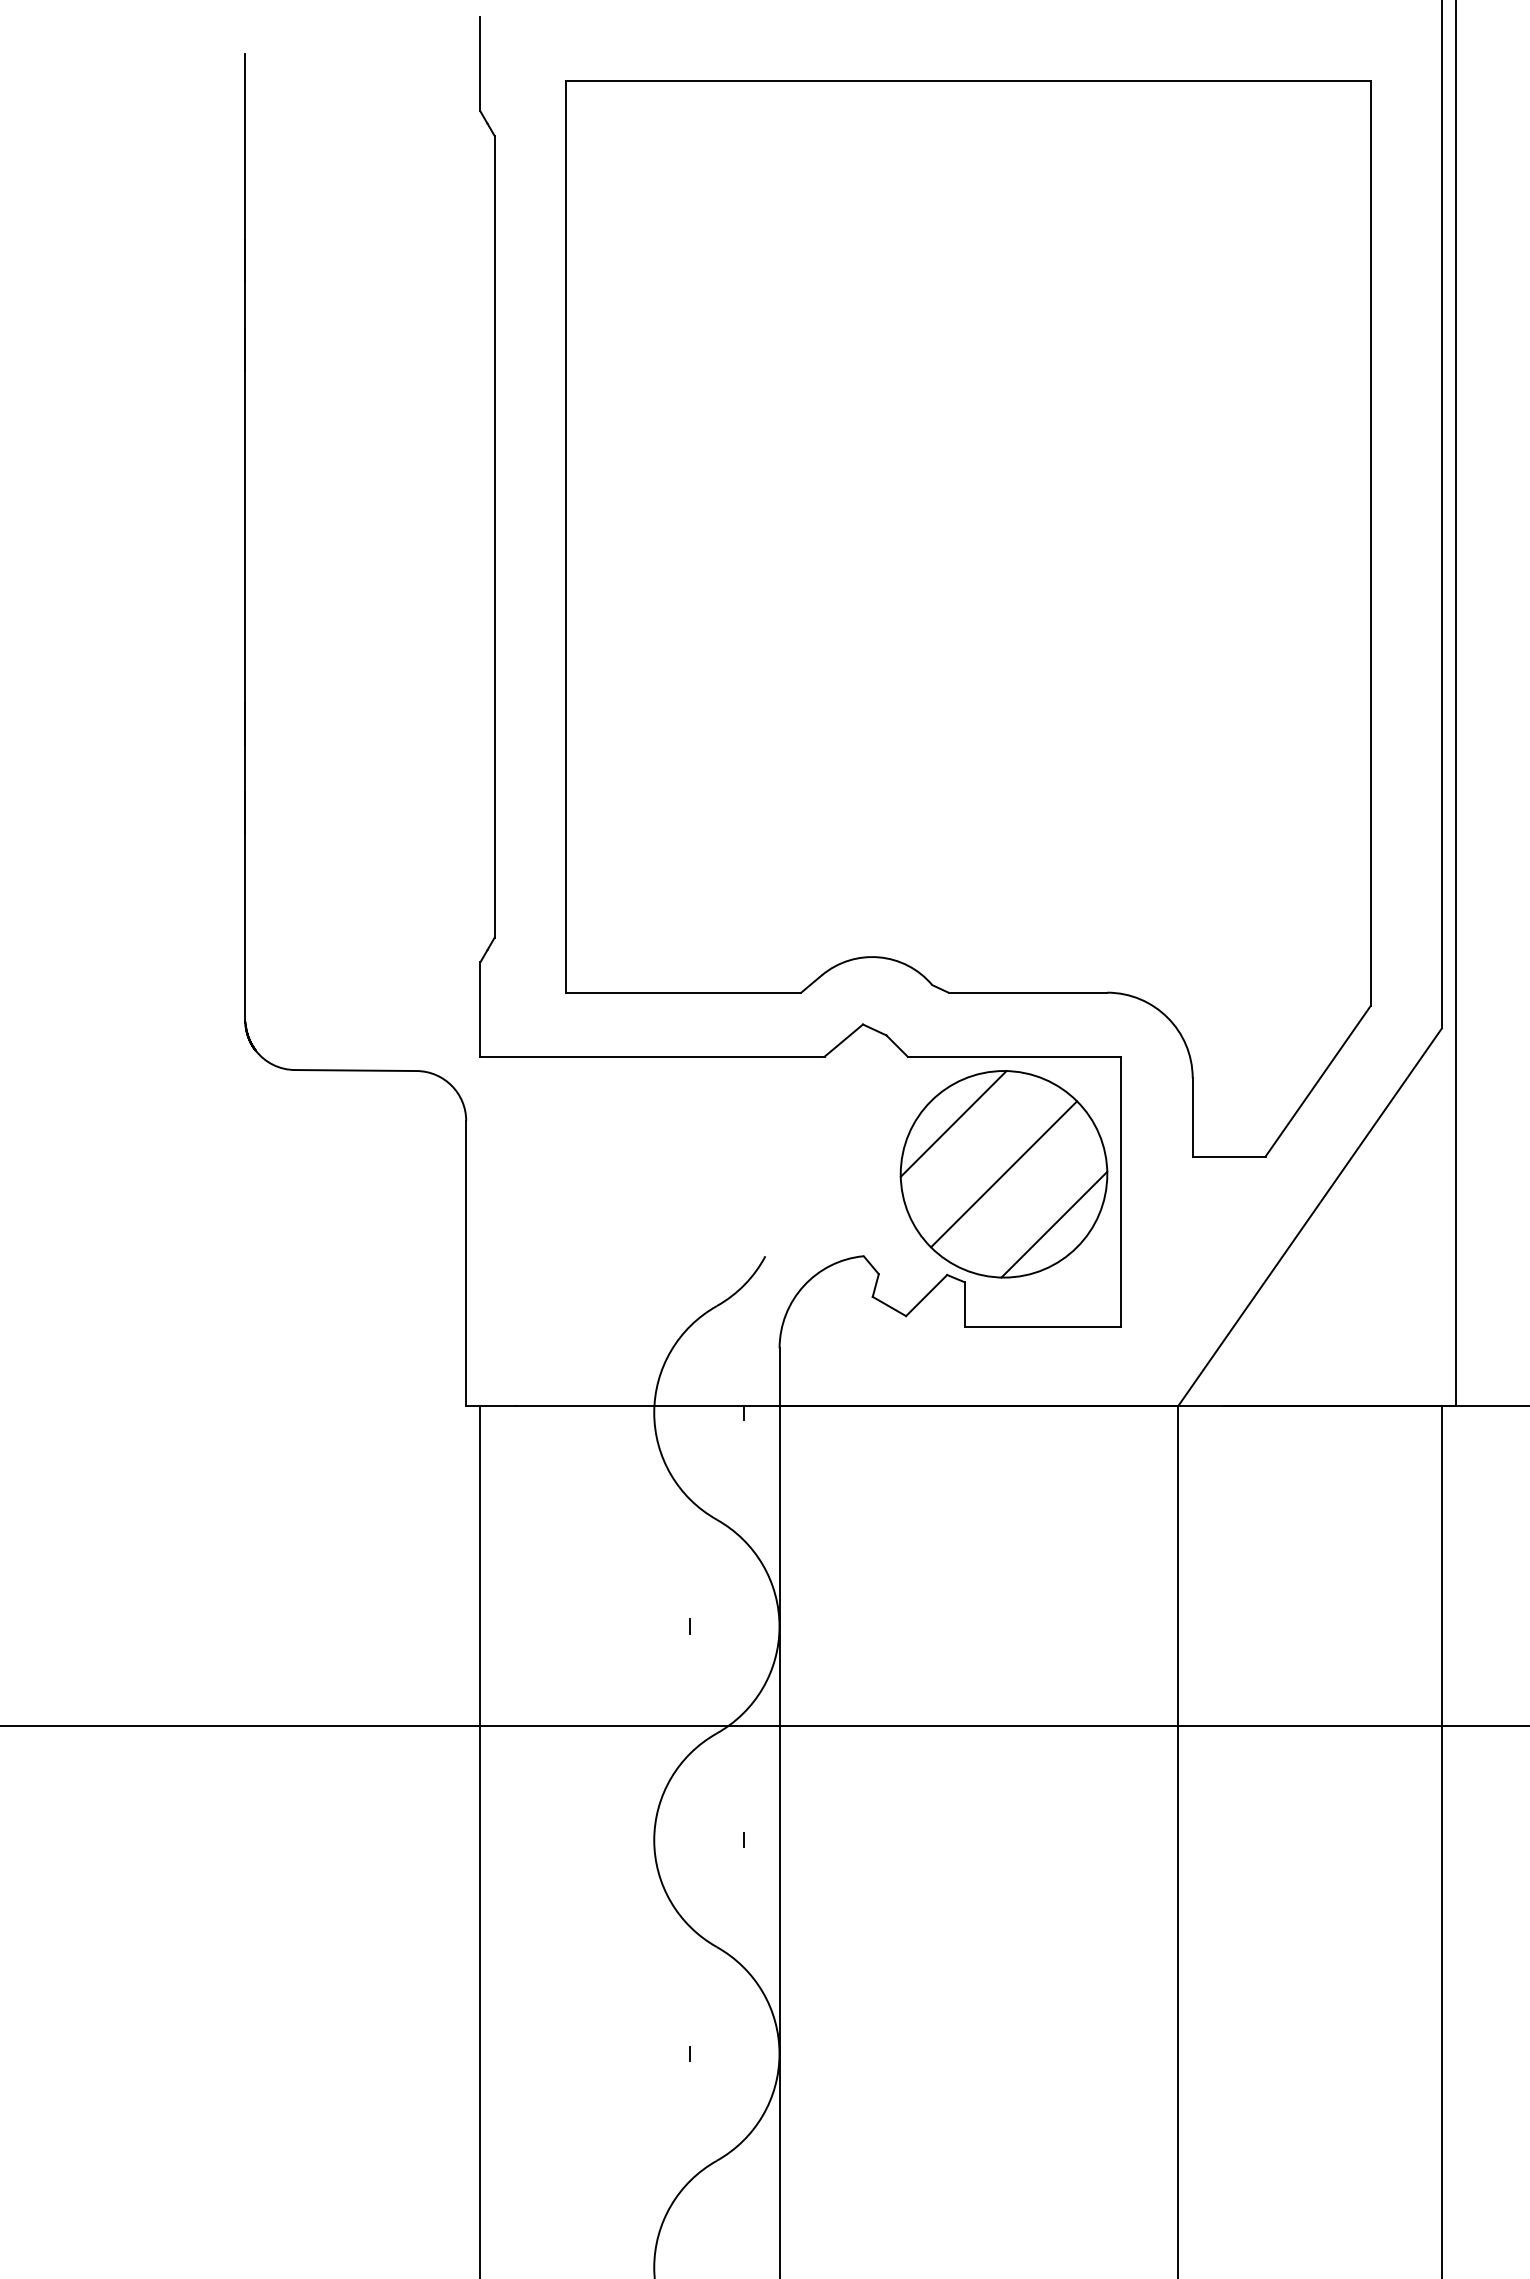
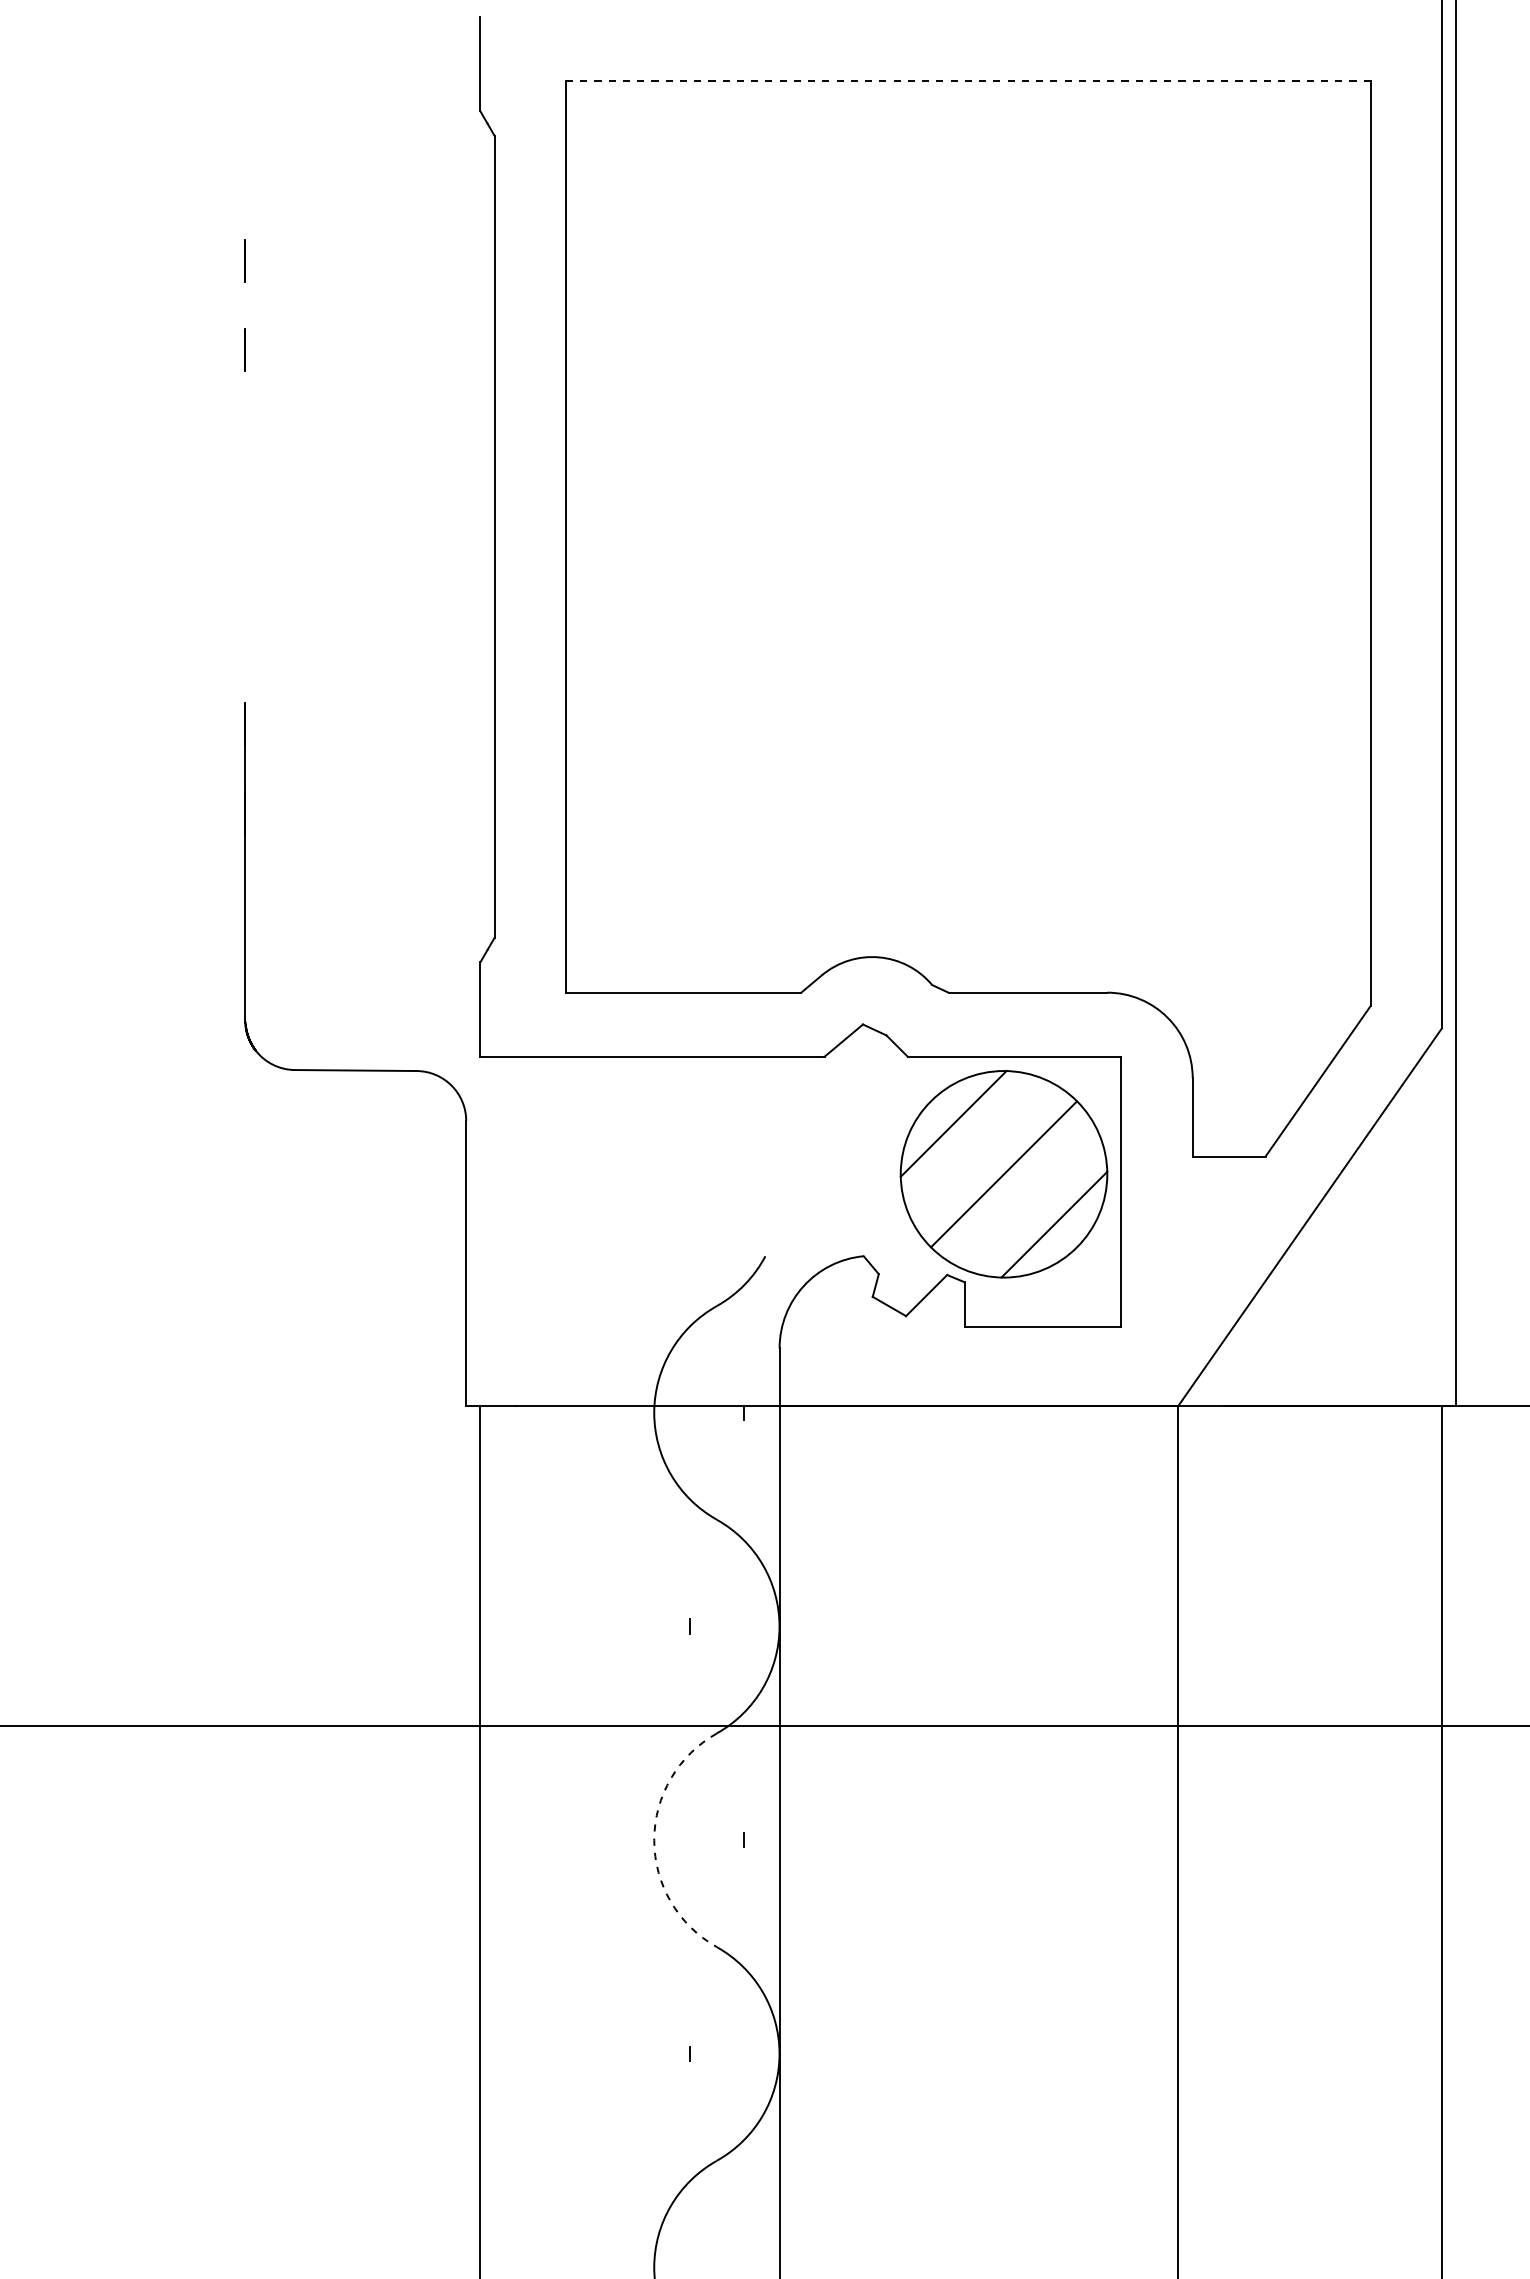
line: solid -> dashed (967, 81)
line: present -> none (245, 146)
line: present -> none (245, 305)
line: present -> none (245, 536)
arc: solid -> dashed (654, 1840)
